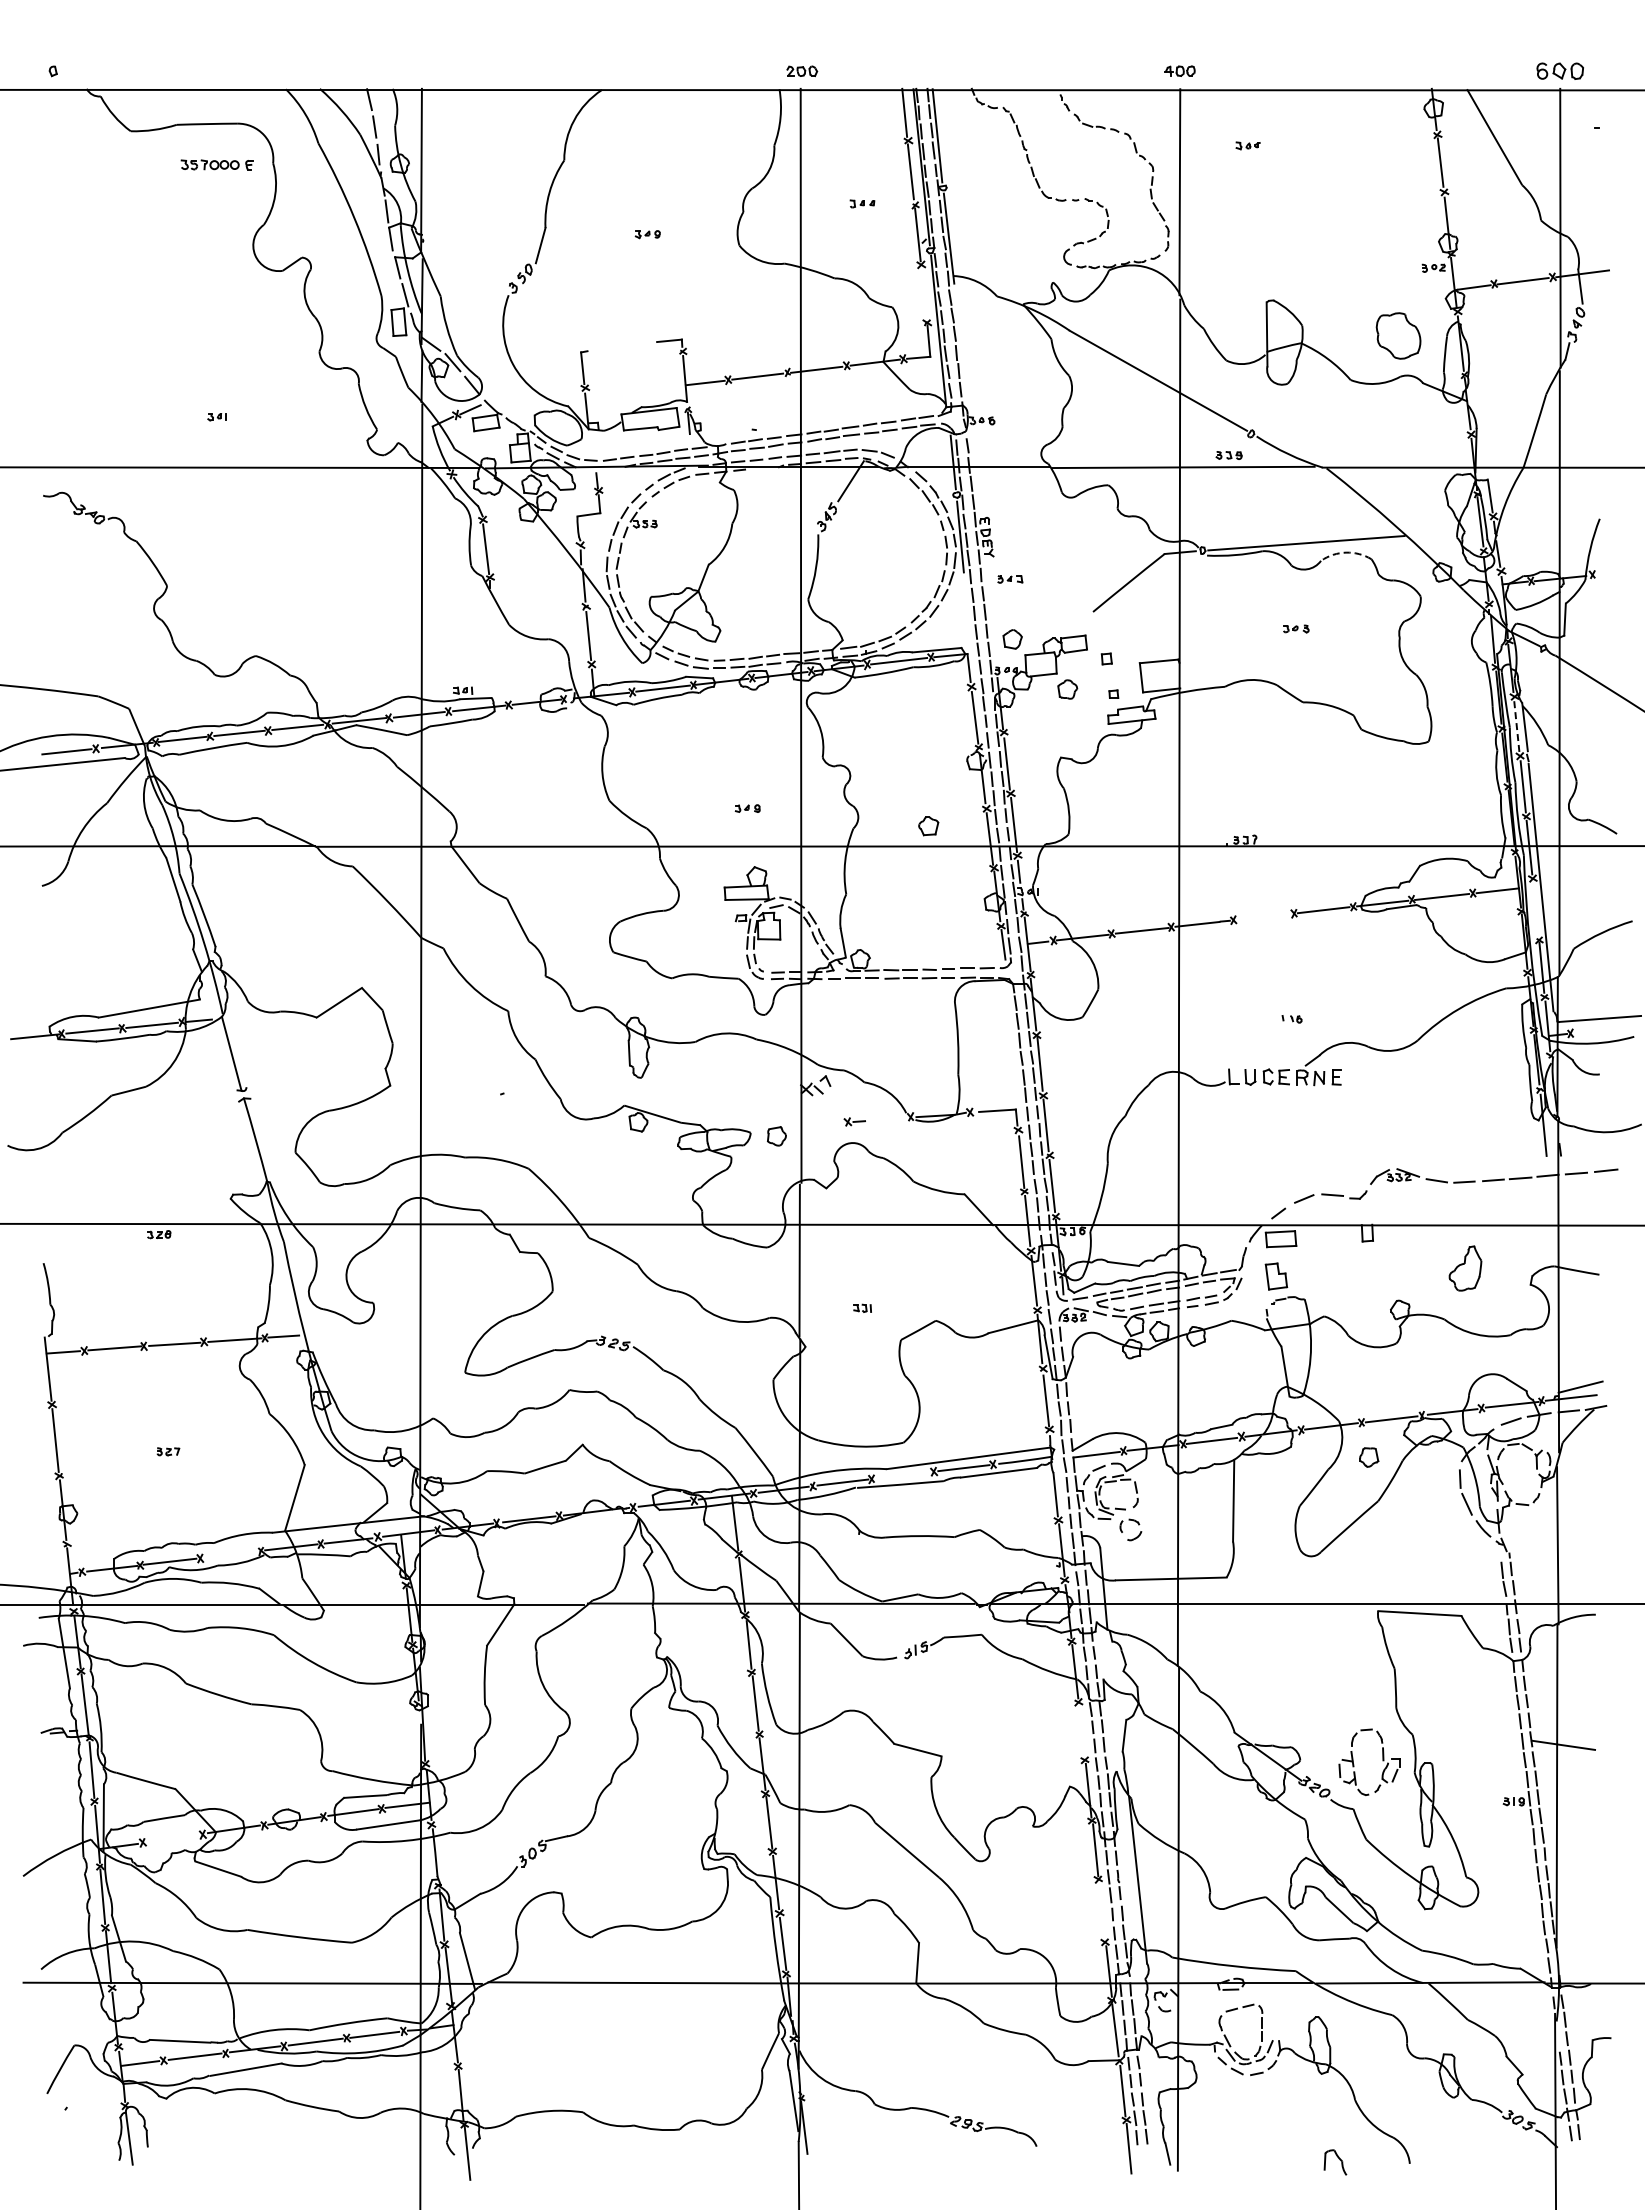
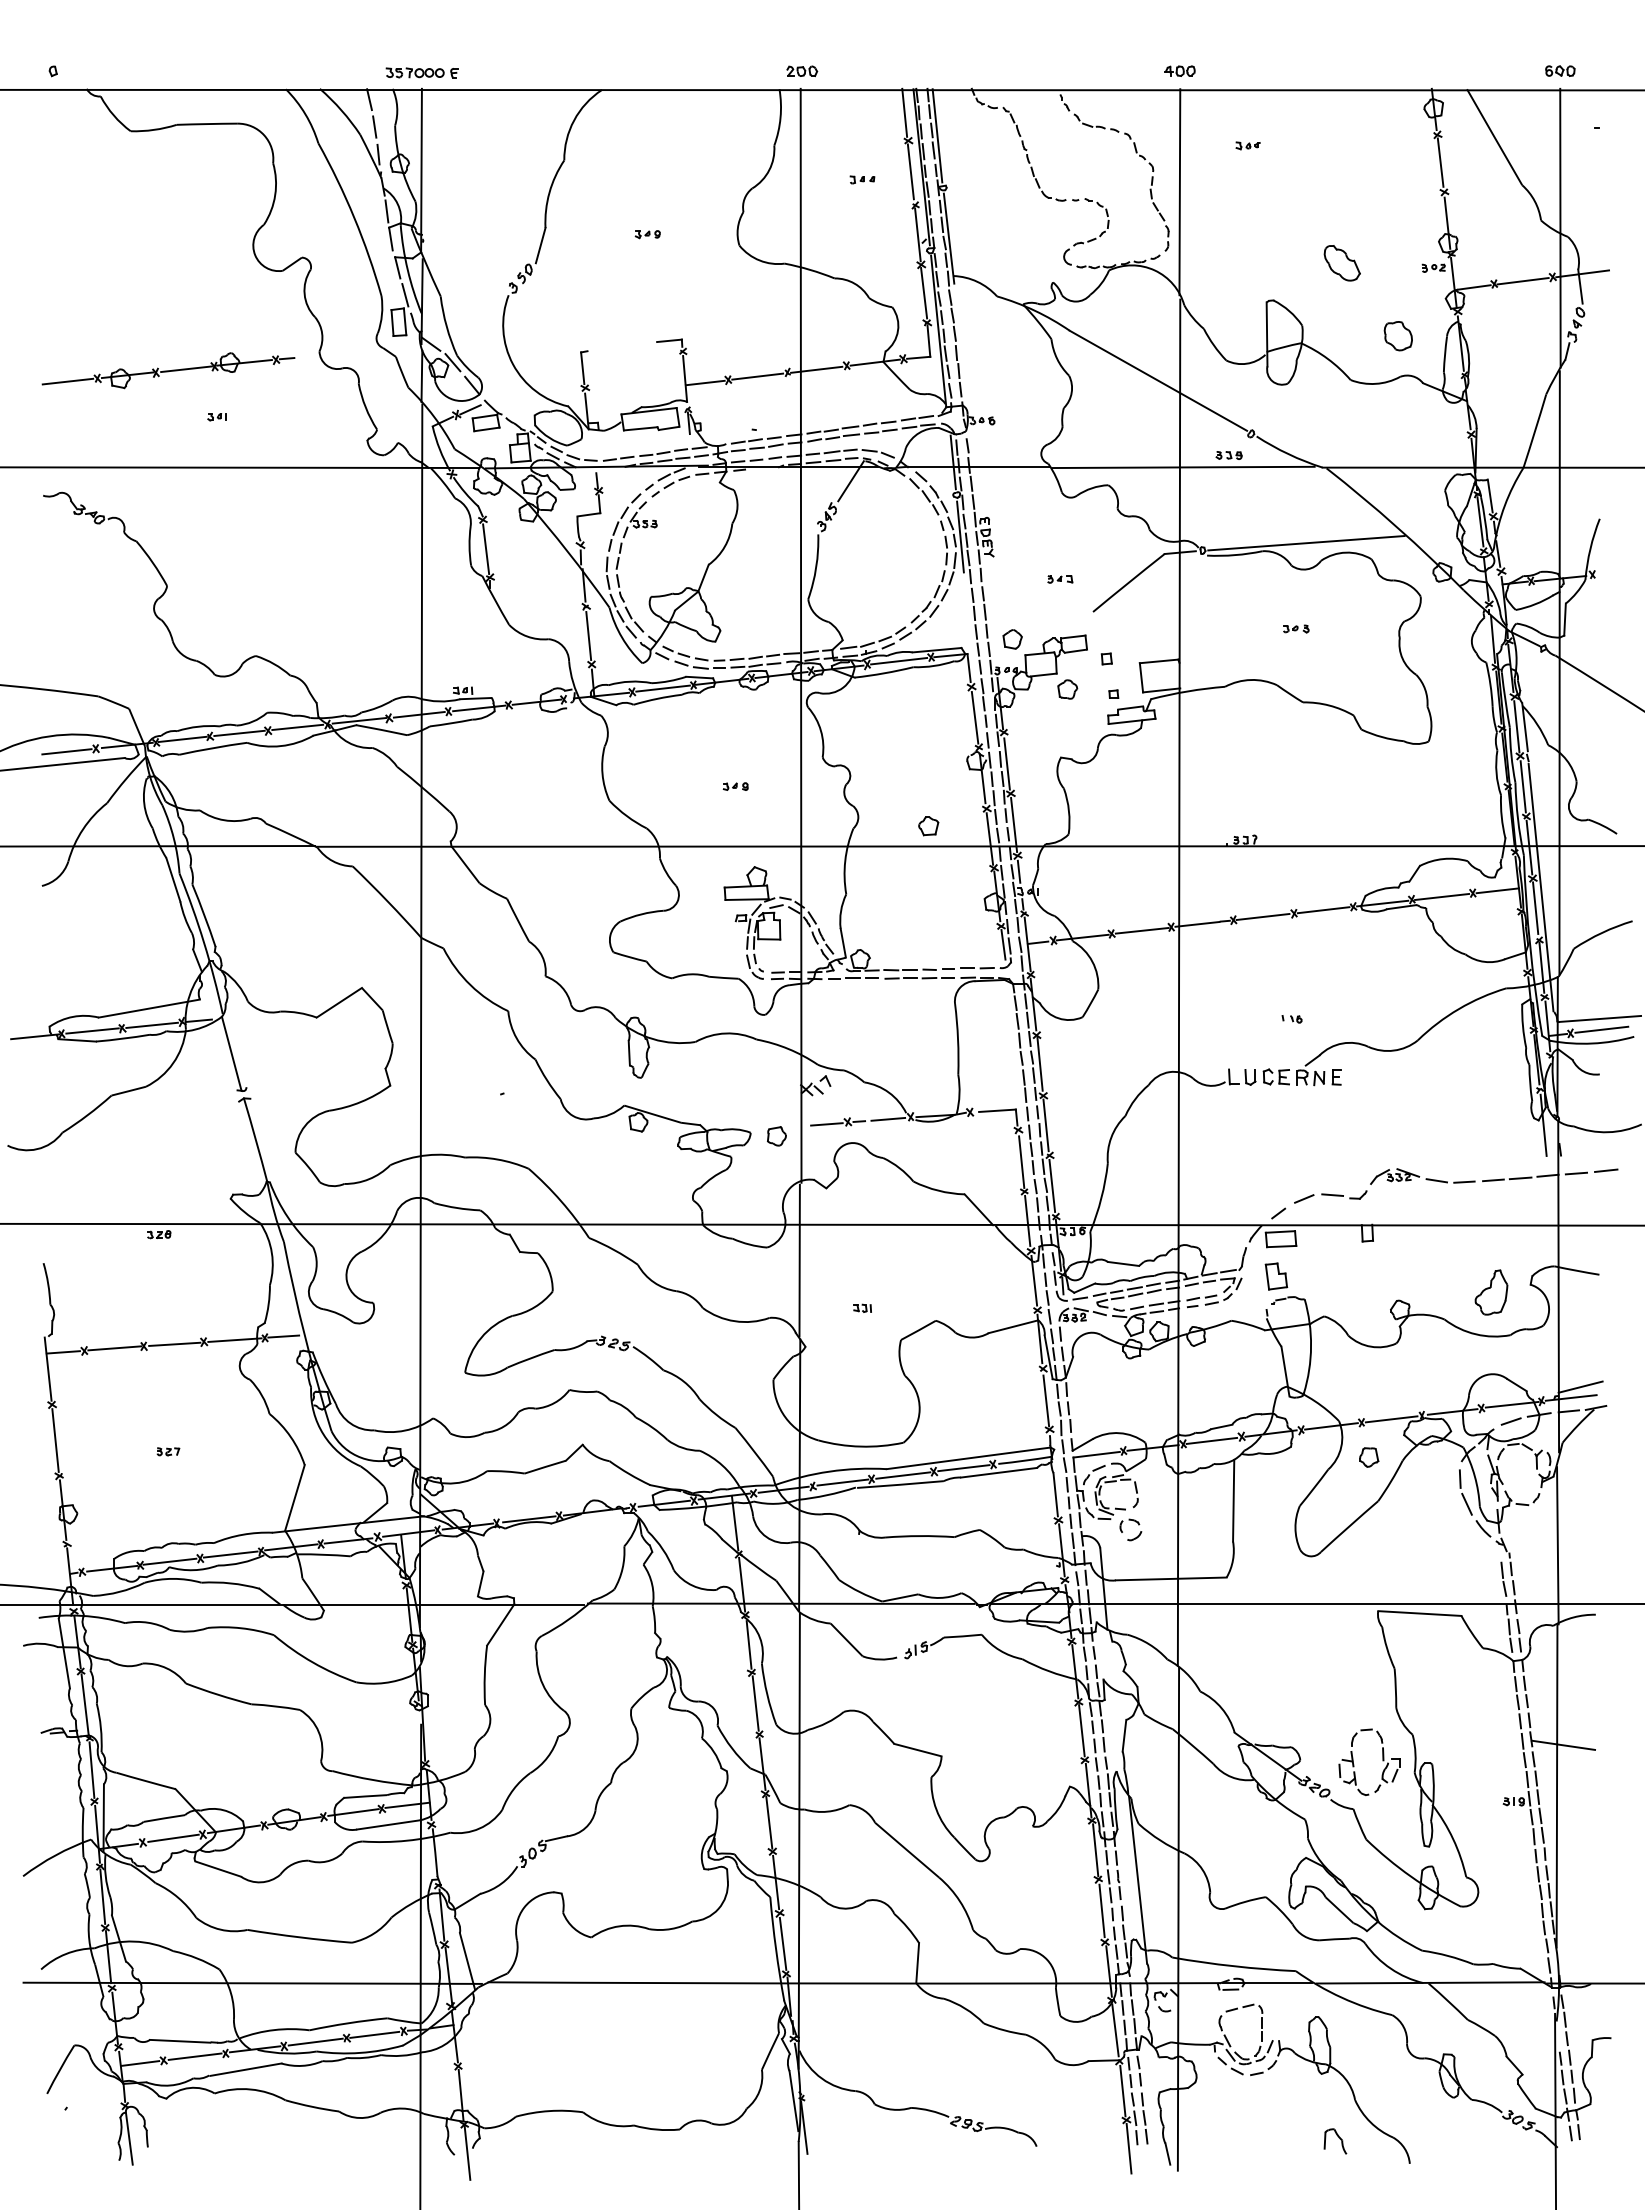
part size: 48x18 px -> 31x12 px (1560, 70)
part position: (216, 164) -> (421, 72) (421, 72)
part position: (862, 203) -> (862, 179) (862, 179)
part: none -> present (1341, 263)
line: none -> present (924, 293)
part size: 47x48 px -> 30x31 px (1397, 336)
part: none -> present (168, 370)
arc: dashed -> solid (1346, 552)
part position: (1010, 579) -> (1060, 579) (1060, 579)
line: dashed -> solid (1516, 726)
part position: (747, 808) -> (735, 786) (735, 786)
line: none -> present (1535, 907)
line: none -> present (1262, 916)
line: none -> present (1601, 1029)
line: none -> present (888, 1118)
line: none -> present (826, 1124)
part position: (1465, 1268) -> (1491, 1292) (1491, 1292)
line: none -> present (903, 1475)
line: none -> present (230, 1554)
line: none -> present (1081, 1730)
line: none -> present (173, 1837)
line: none -> present (1101, 1910)
part position: (1335, 2162) -> (1335, 2141) (1335, 2141)
